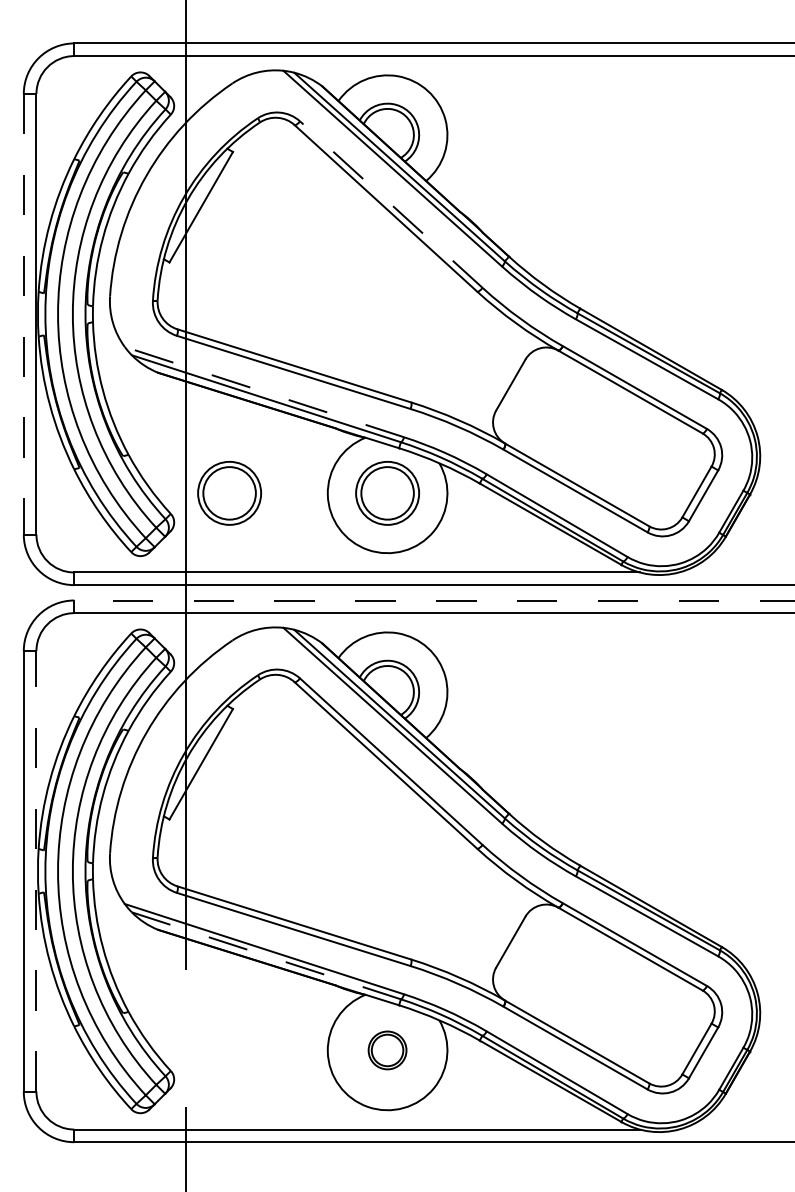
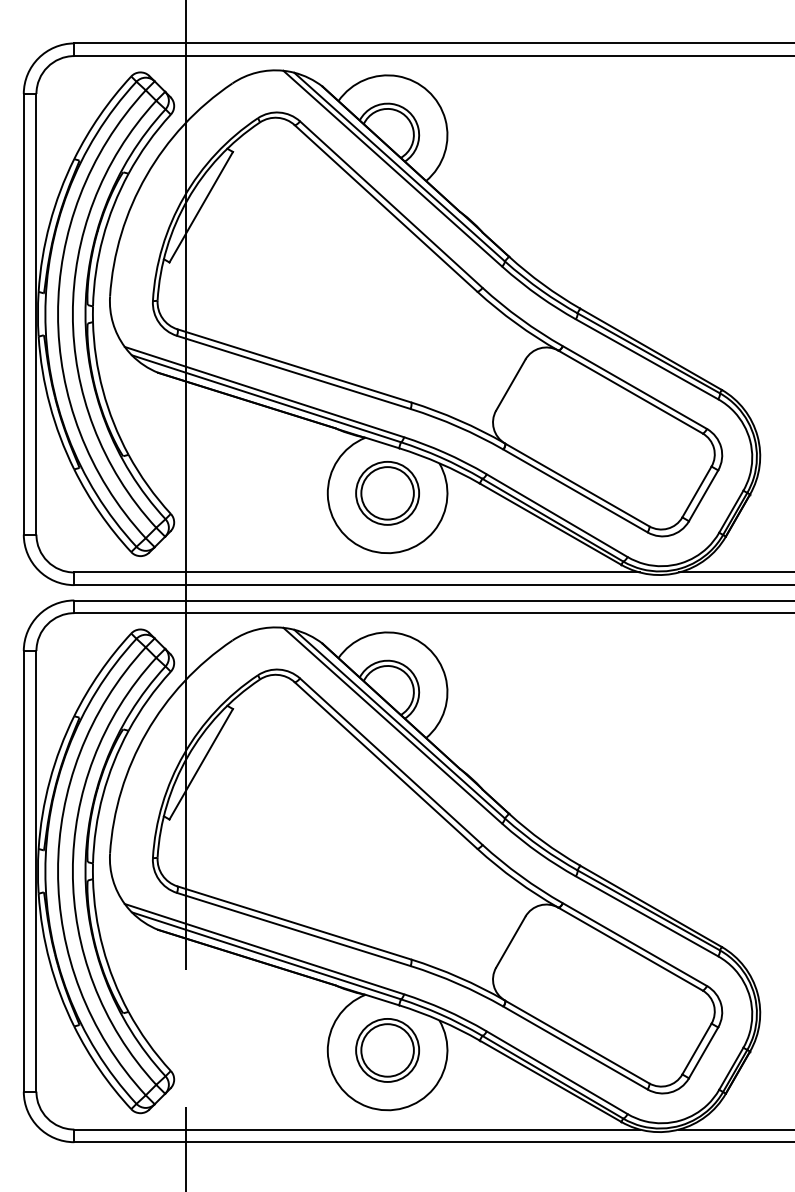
line: dashed -> solid (391, 204)
line: dashed -> solid (23, 314)
line: dashed -> solid (264, 392)
part: present -> none (229, 493)
line: none -> present (734, 572)
line: dashed -> solid (434, 600)
line: dashed -> solid (36, 870)
line: dashed -> solid (266, 955)
part size: 41x41 px -> 65x65 px (387, 1050)
line: none -> present (734, 1129)
